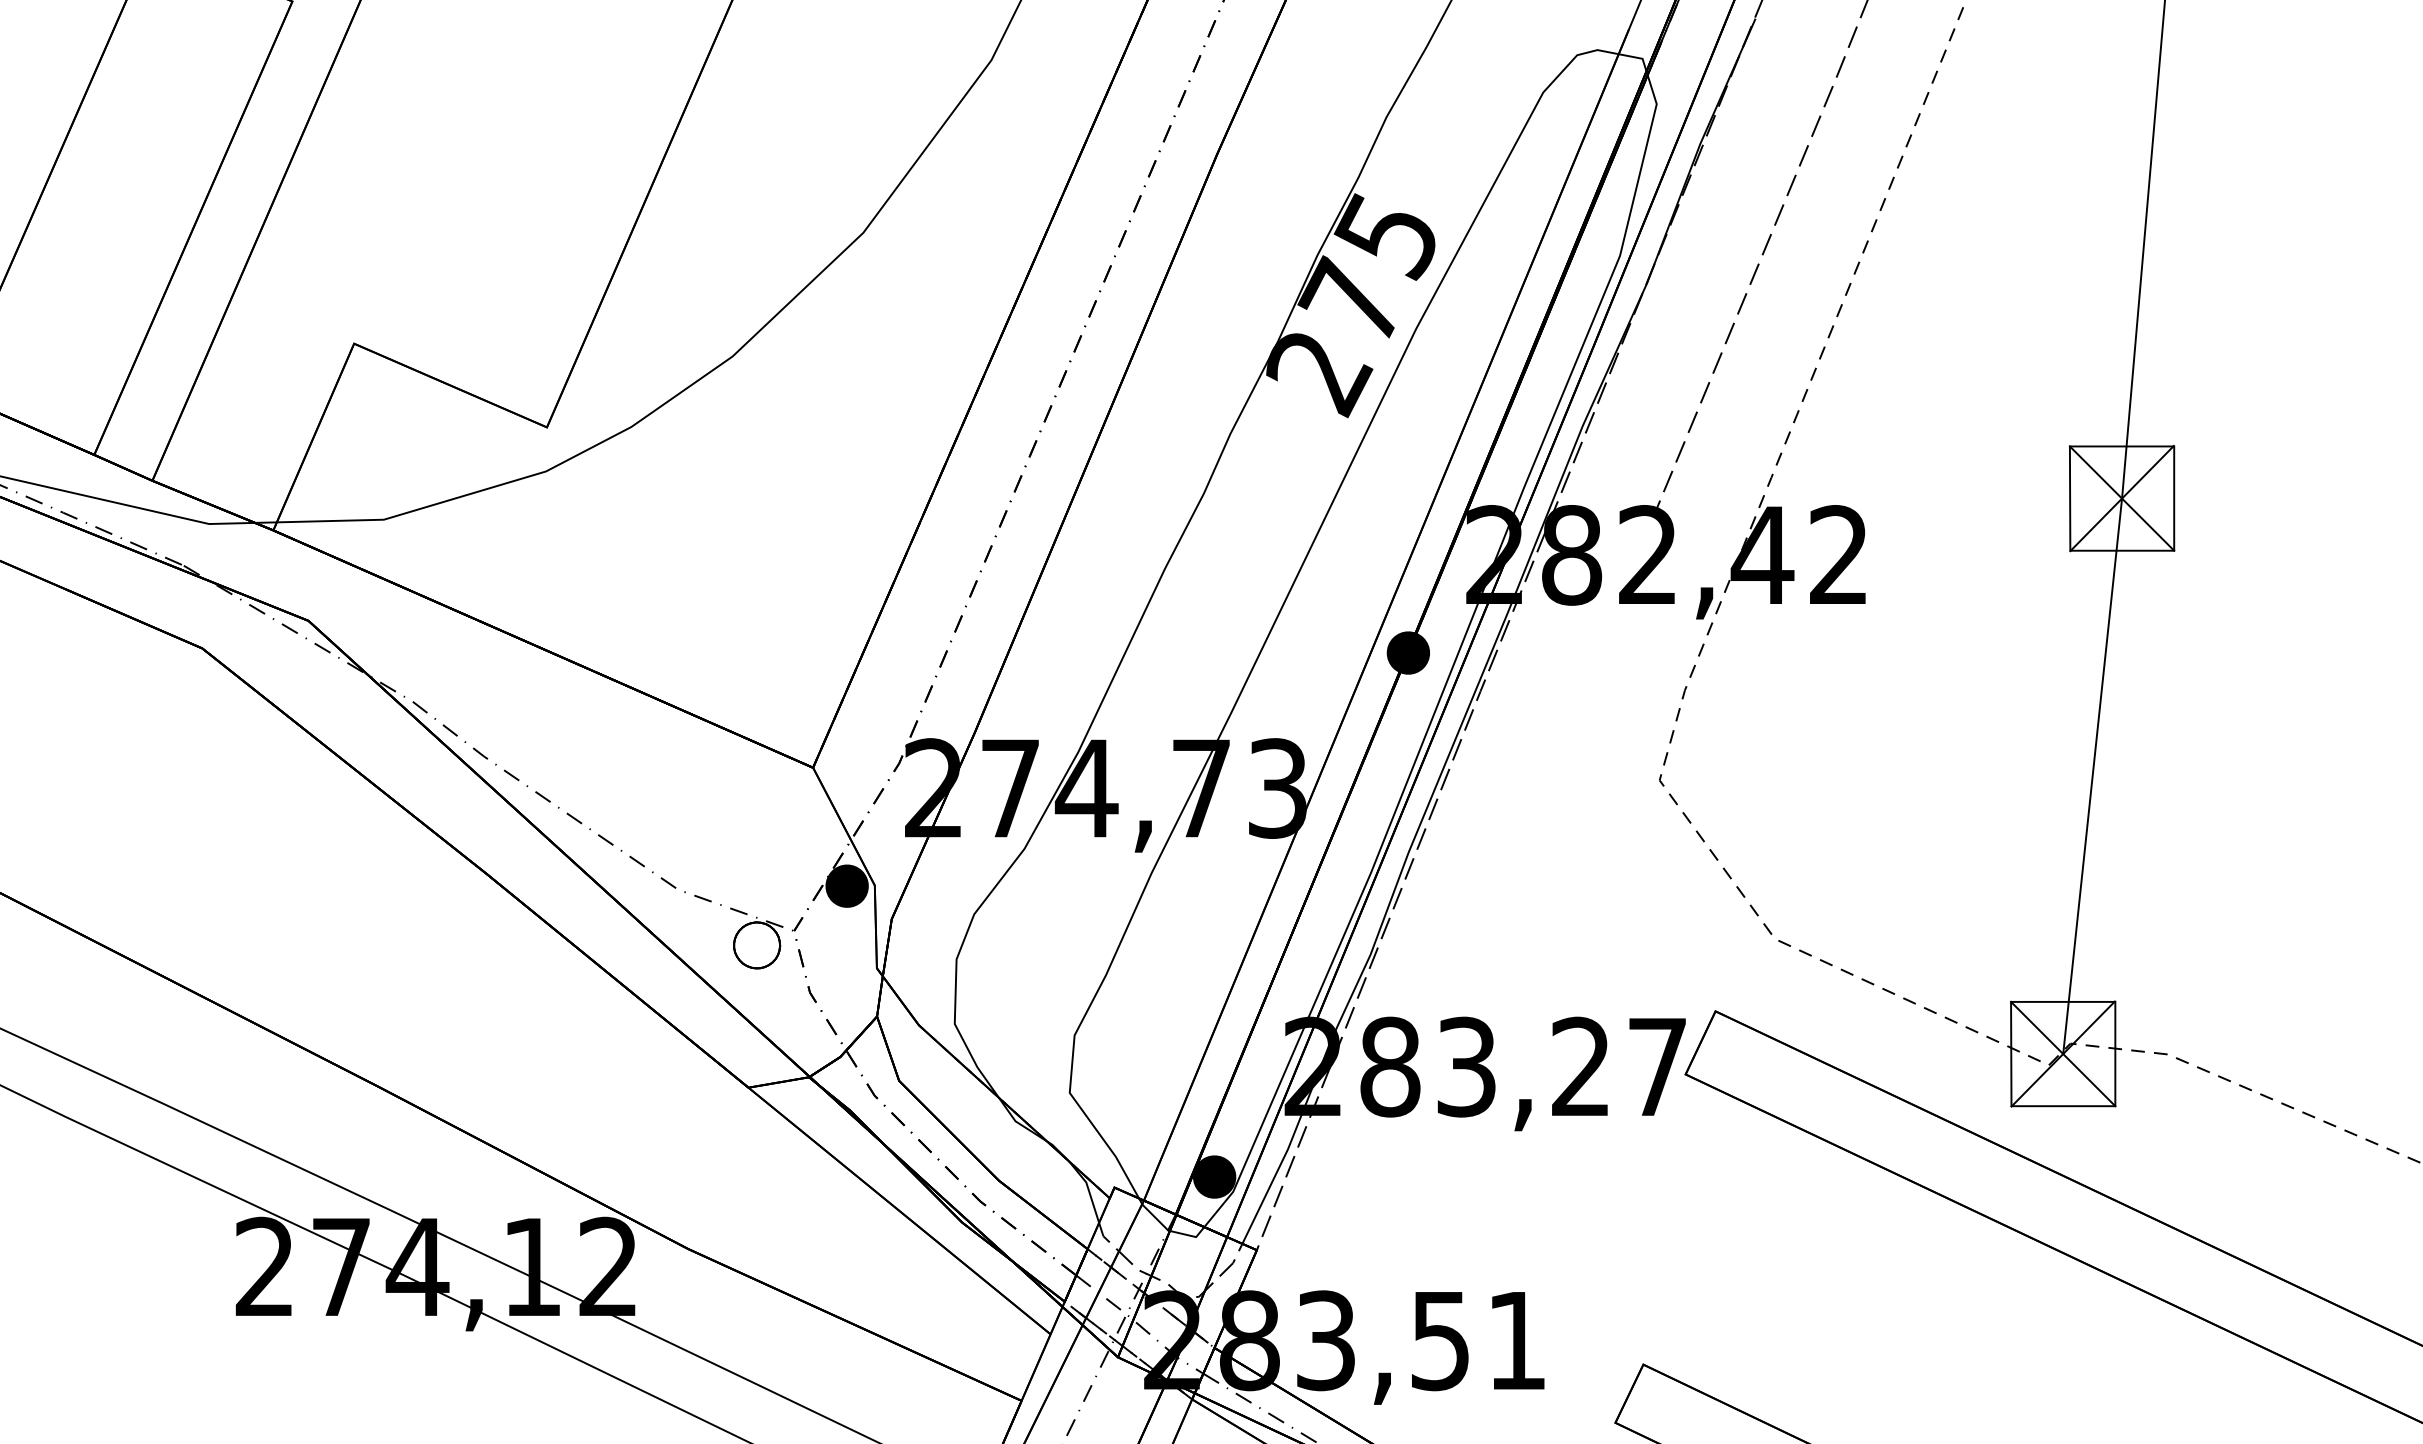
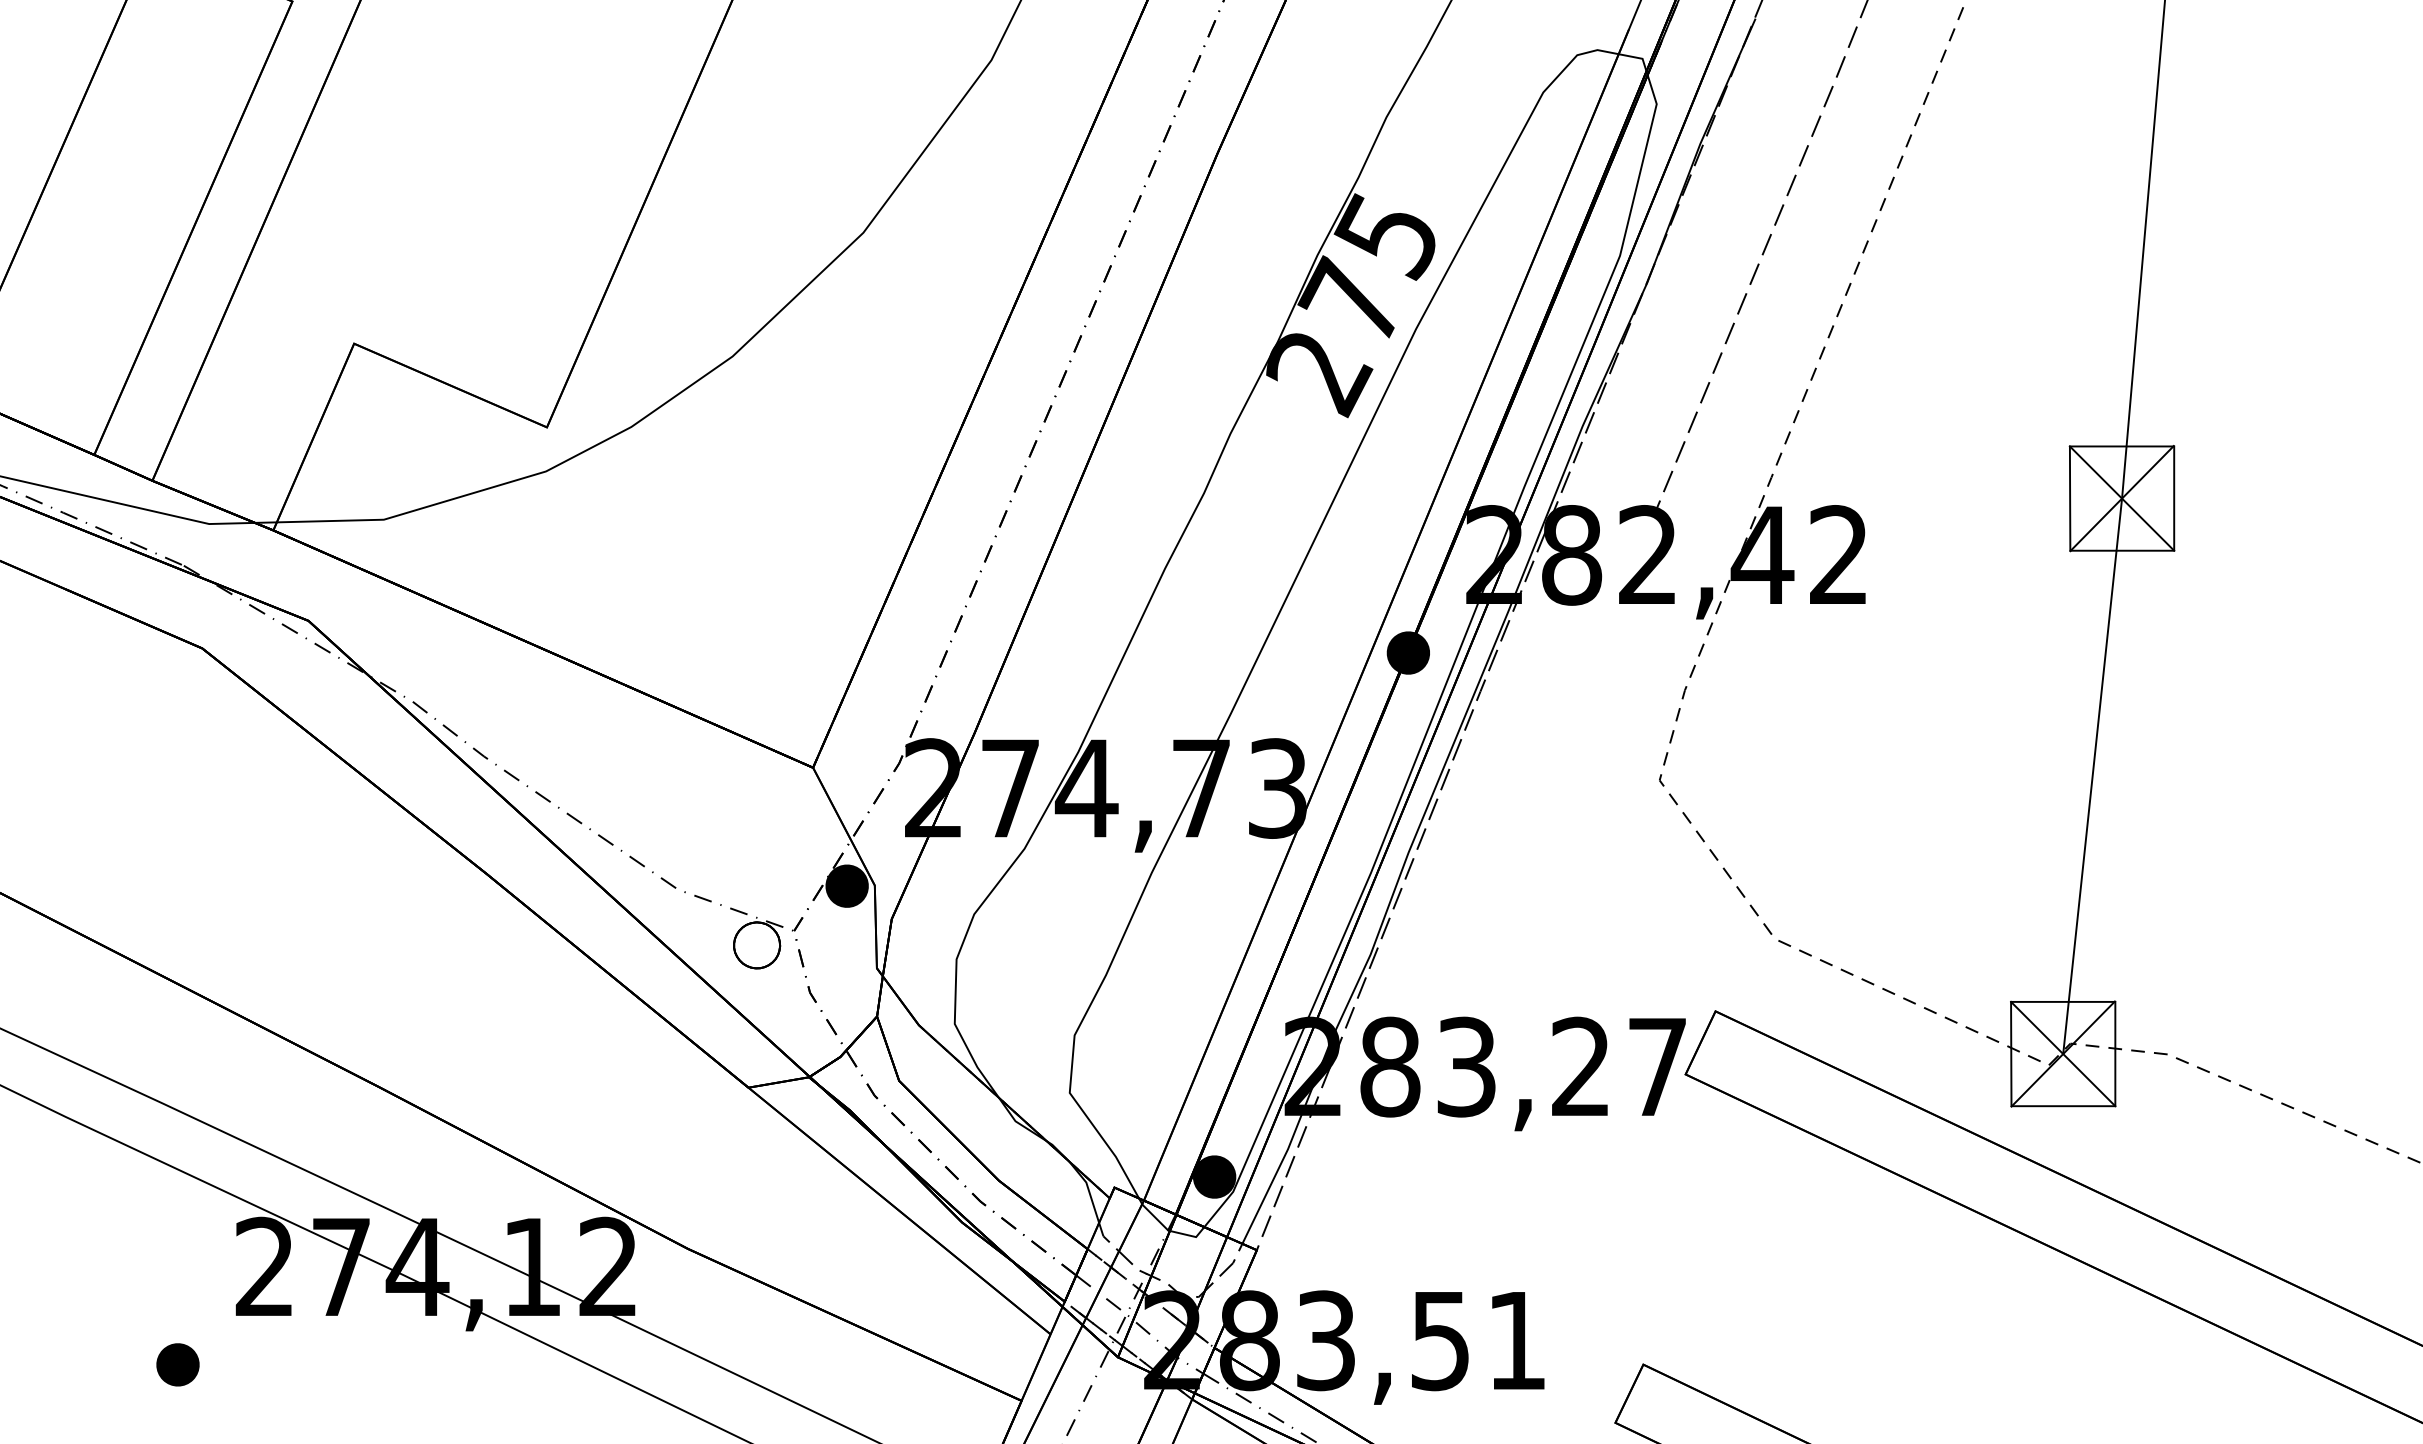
part: none -> present (177, 1364)
